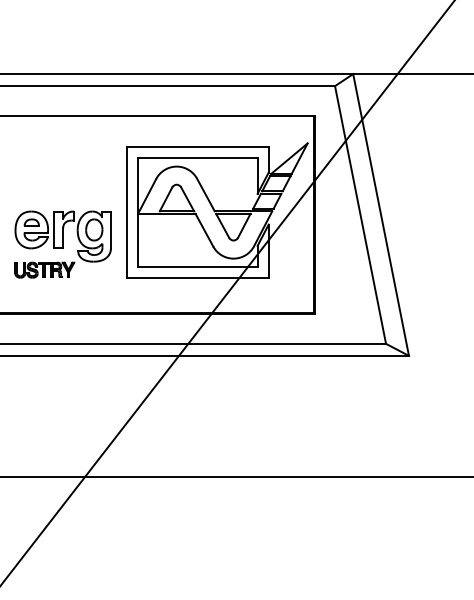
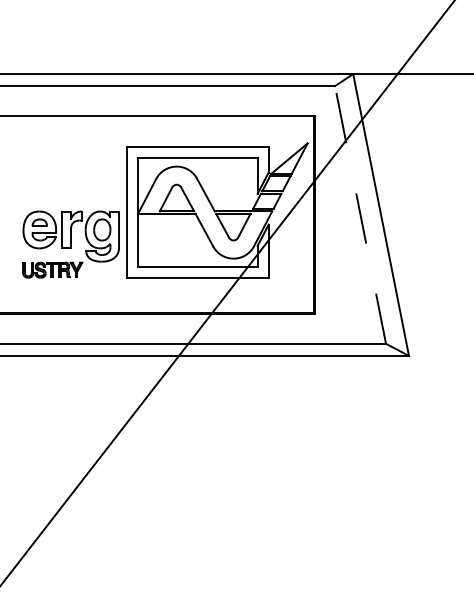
line: solid -> dashed (360, 214)
part position: (62, 244) -> (70, 244) (70, 244)
line: present -> none (236, 476)
